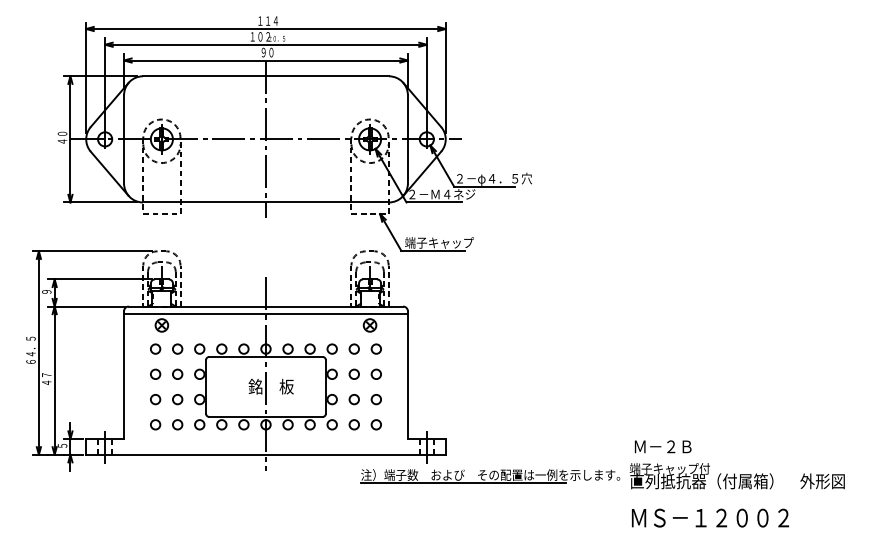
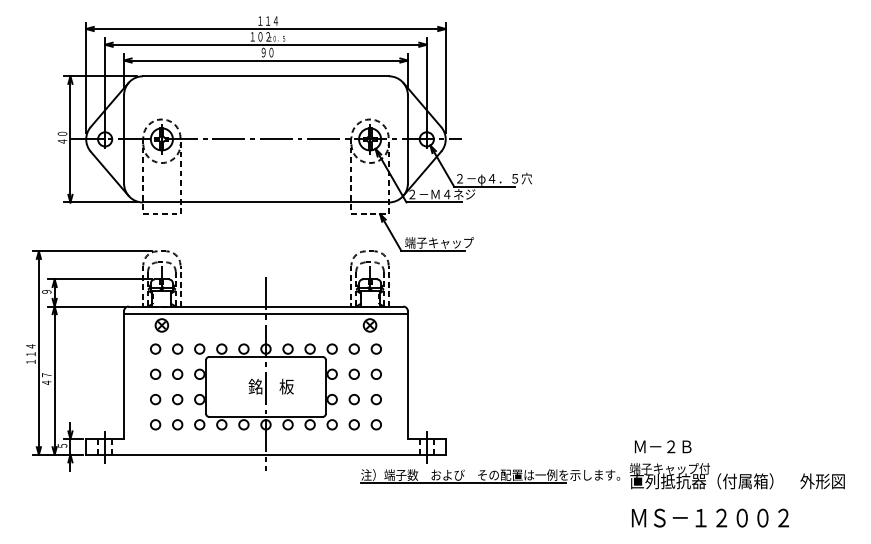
line: present -> none (265, 139)
text: ６４．５ -> １１４ (30, 349)
